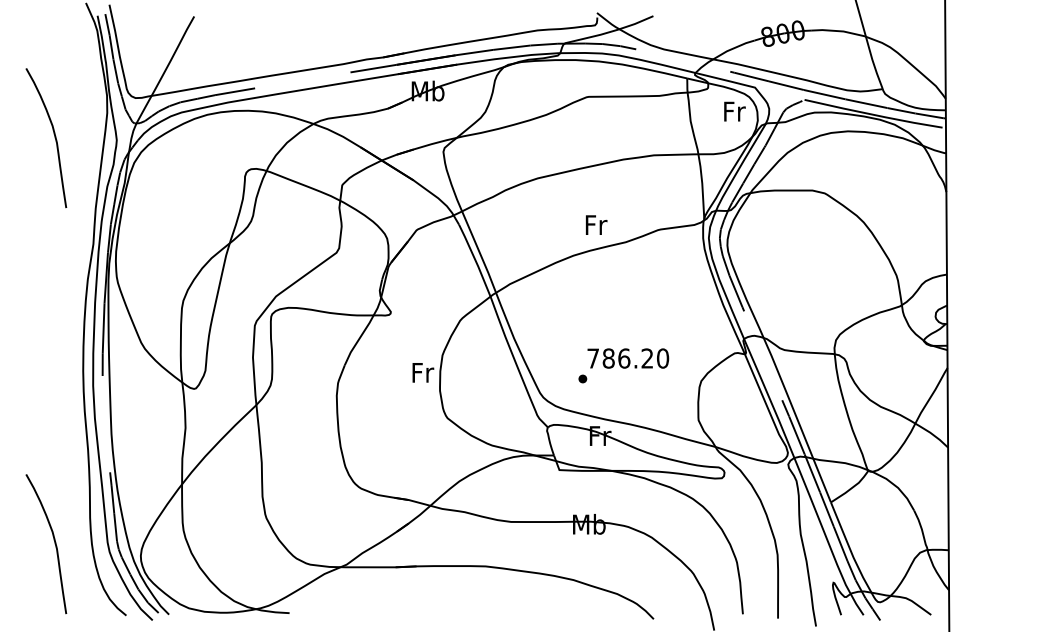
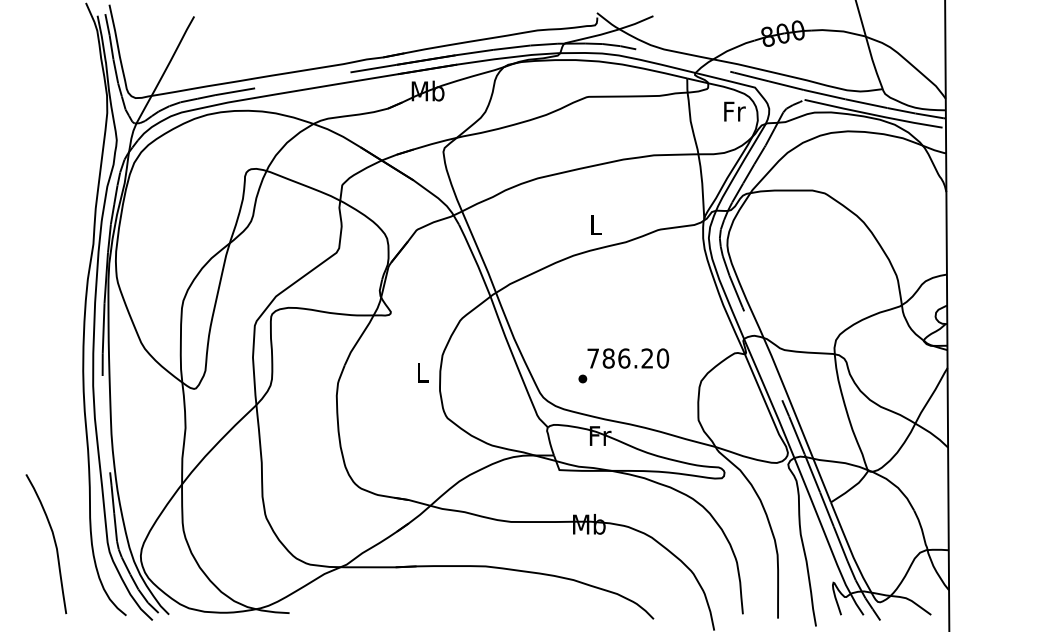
curve: present -> none (54, 138)
text: Fr -> L (596, 224)
text: Fr -> L (423, 372)
